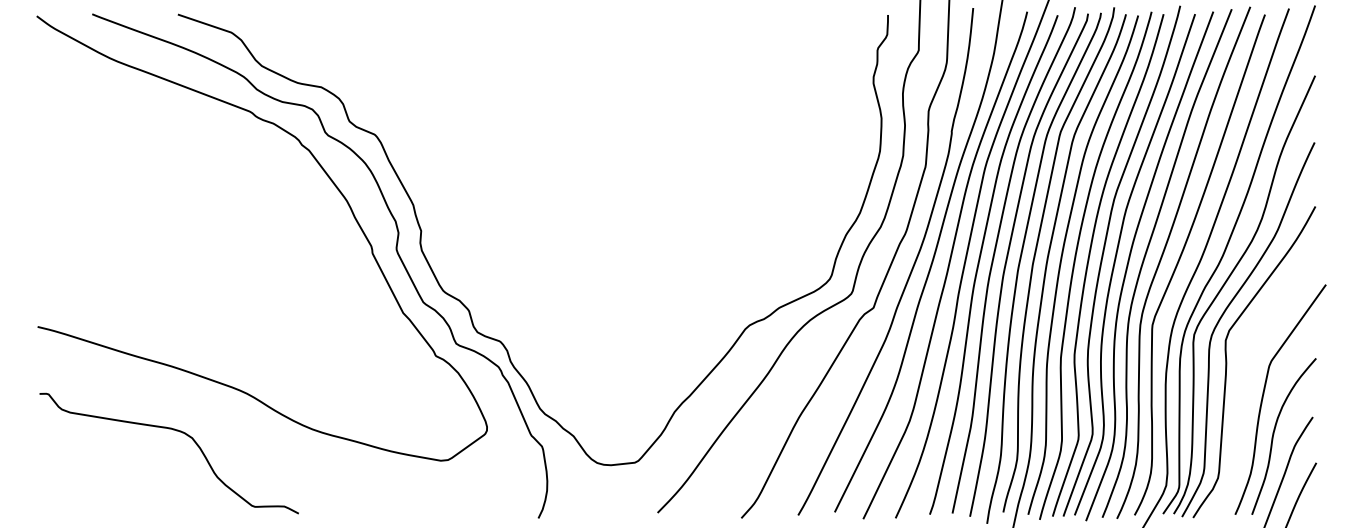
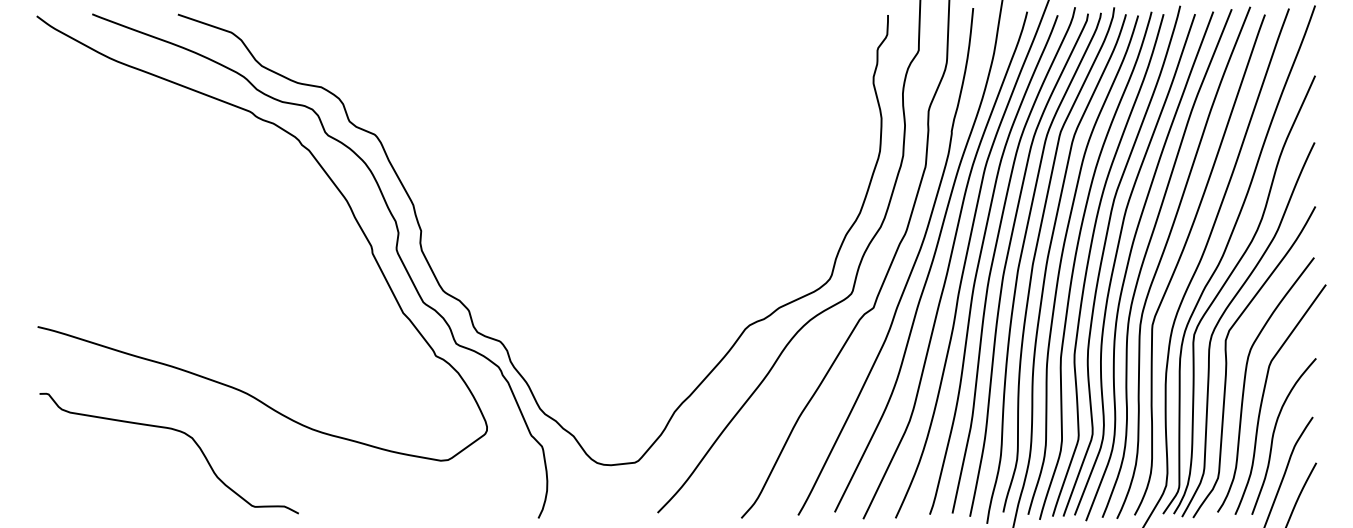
curve: none -> present (1245, 384)
